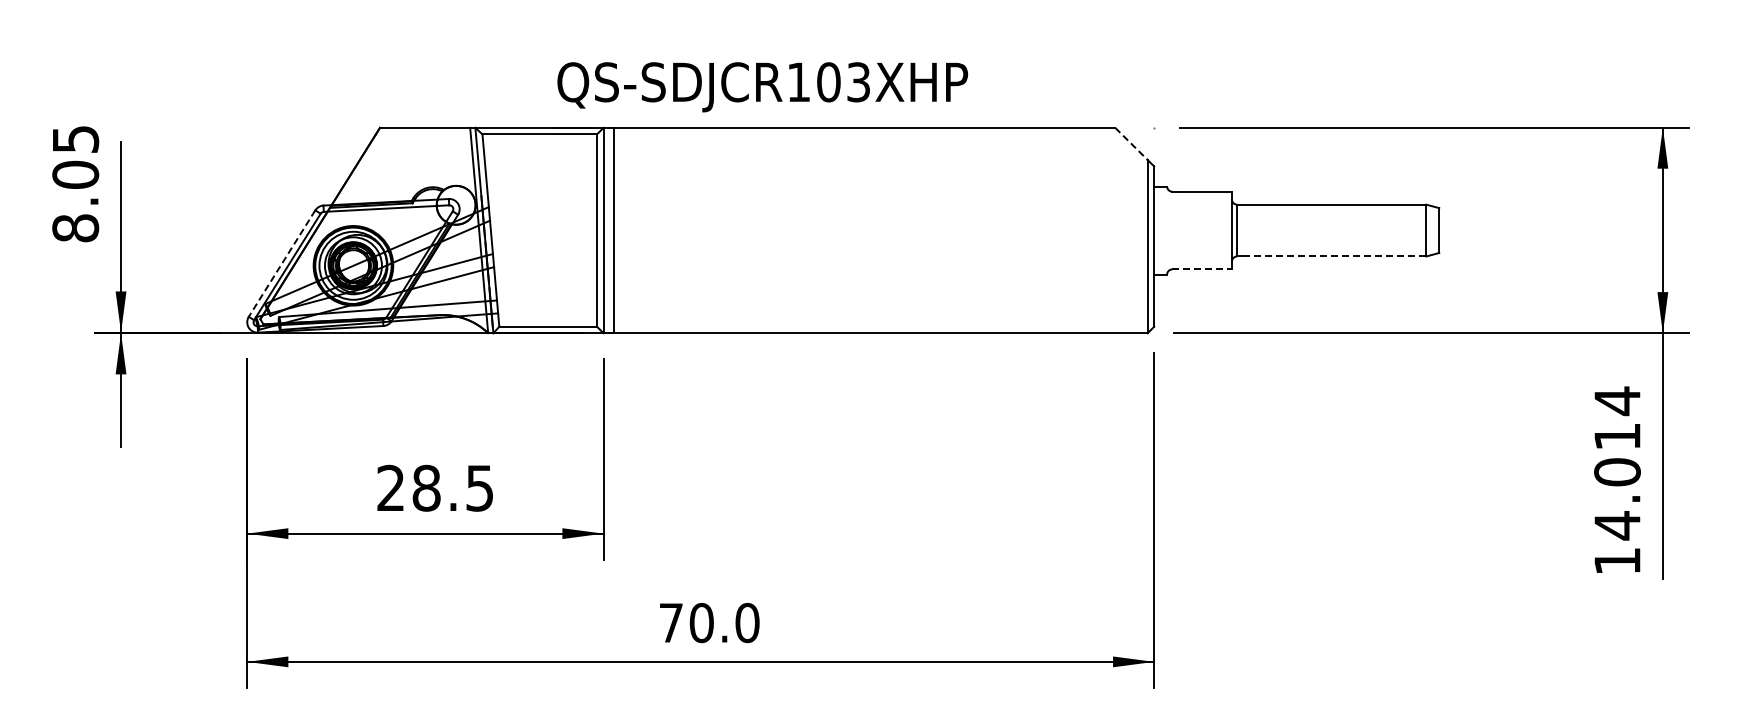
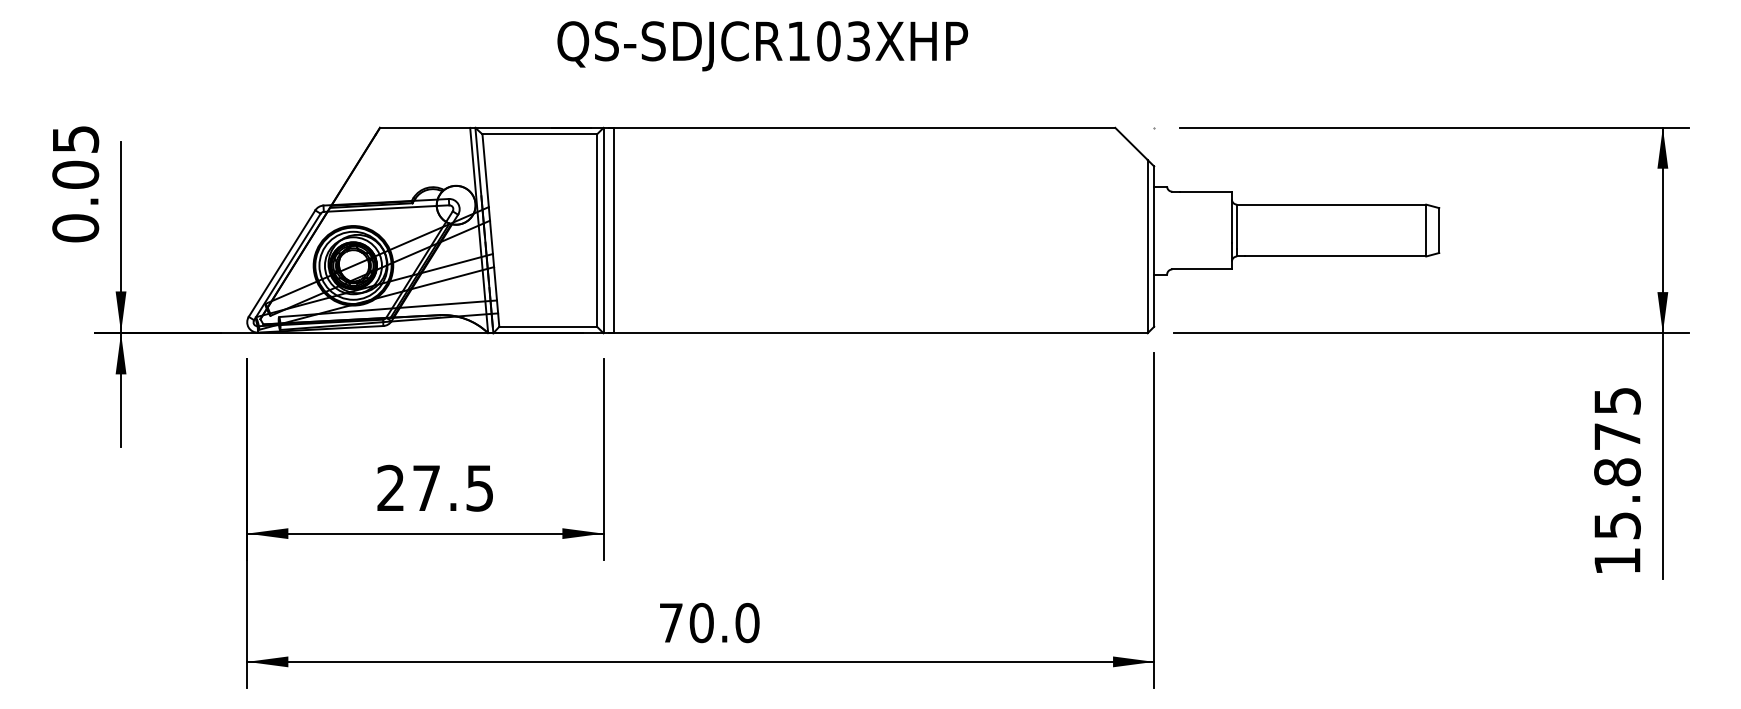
text position: (762, 87) -> (762, 46) (762, 46)
line: dashed -> solid (1131, 143)
text: 8.05 -> 0.05 (75, 228)
line: dashed -> solid (1335, 256)
line: dashed -> solid (282, 263)
line: dashed -> solid (1202, 269)
text: 14.014 -> 15.875 (1617, 463)
text: 28.5 -> 27.5 (426, 487)
